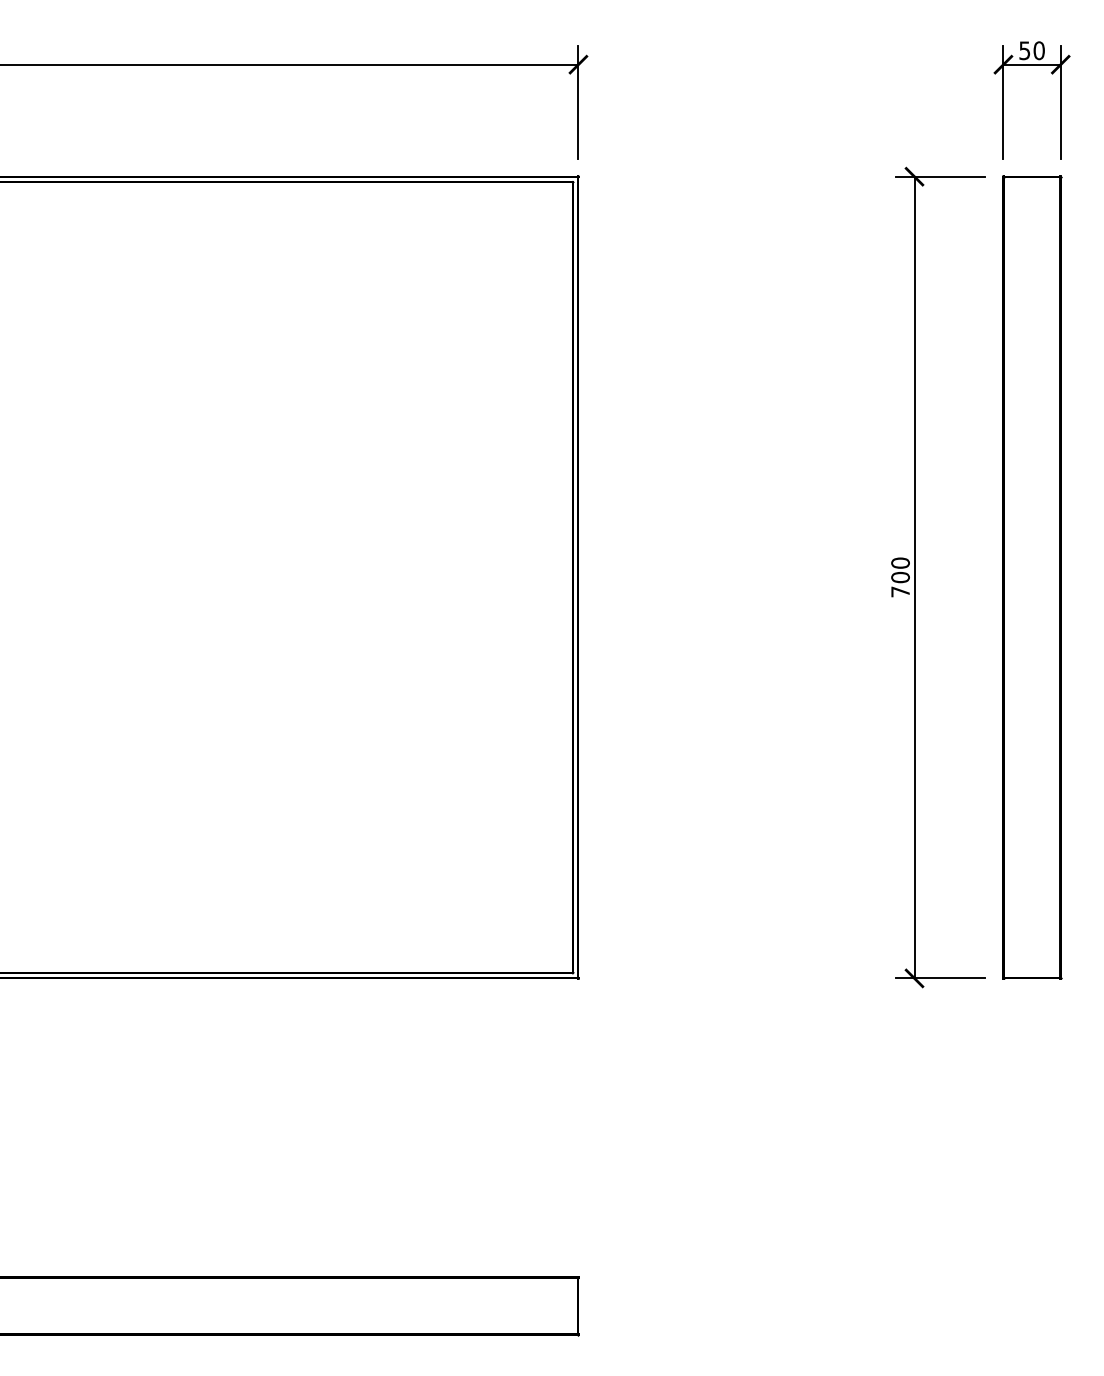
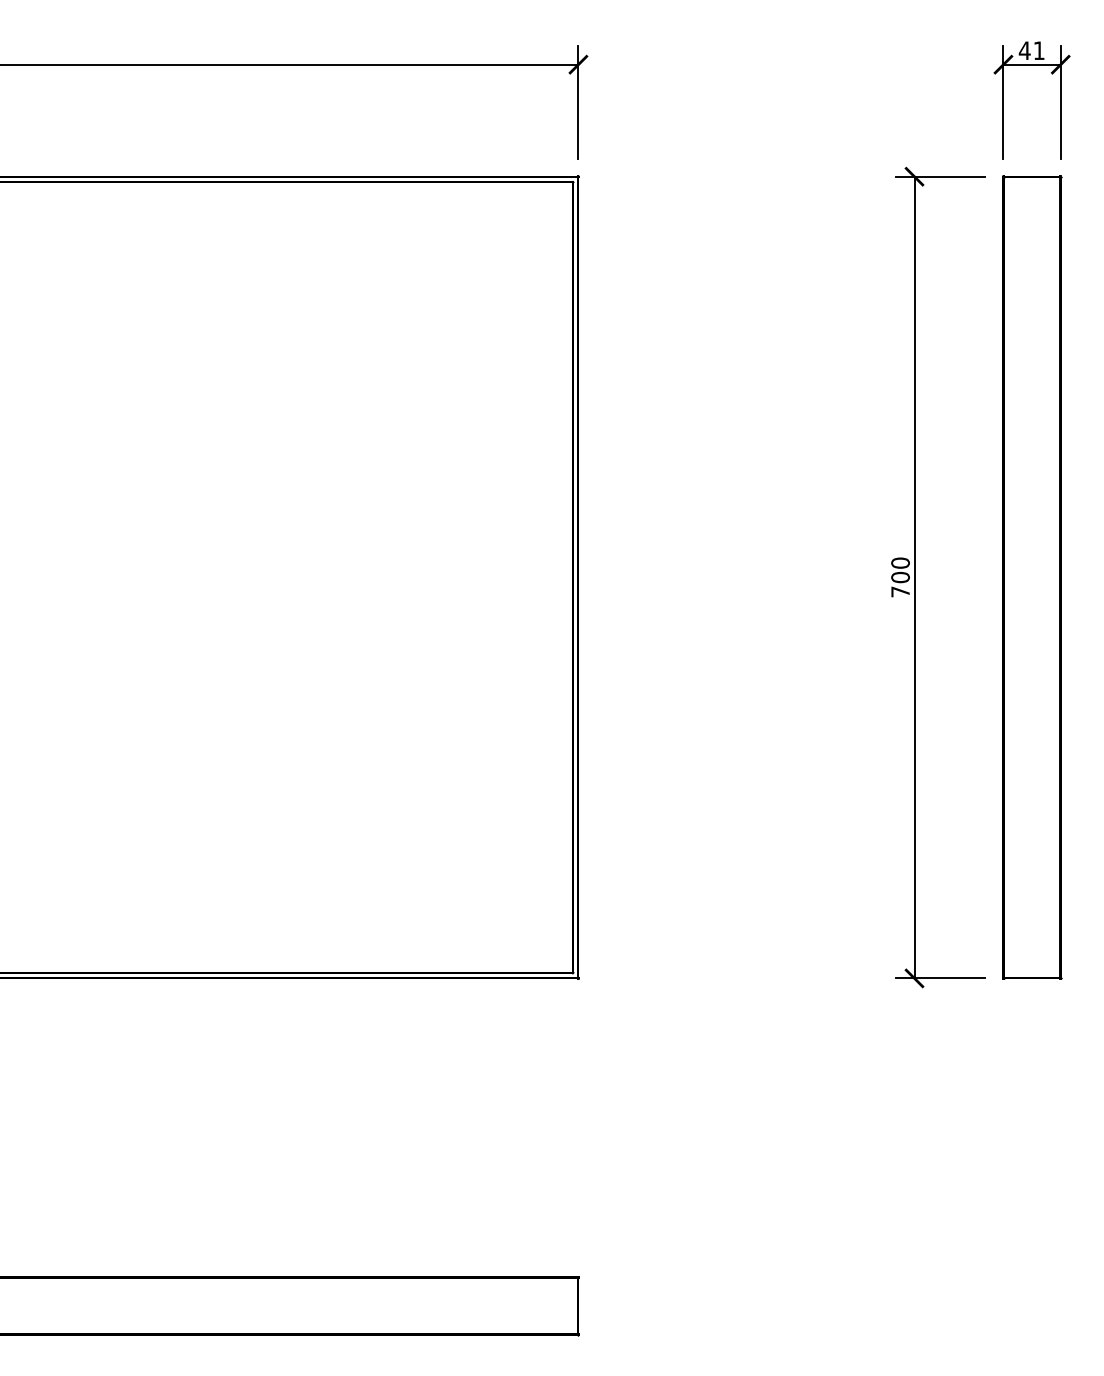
text: 50 -> 41 (1031, 50)
